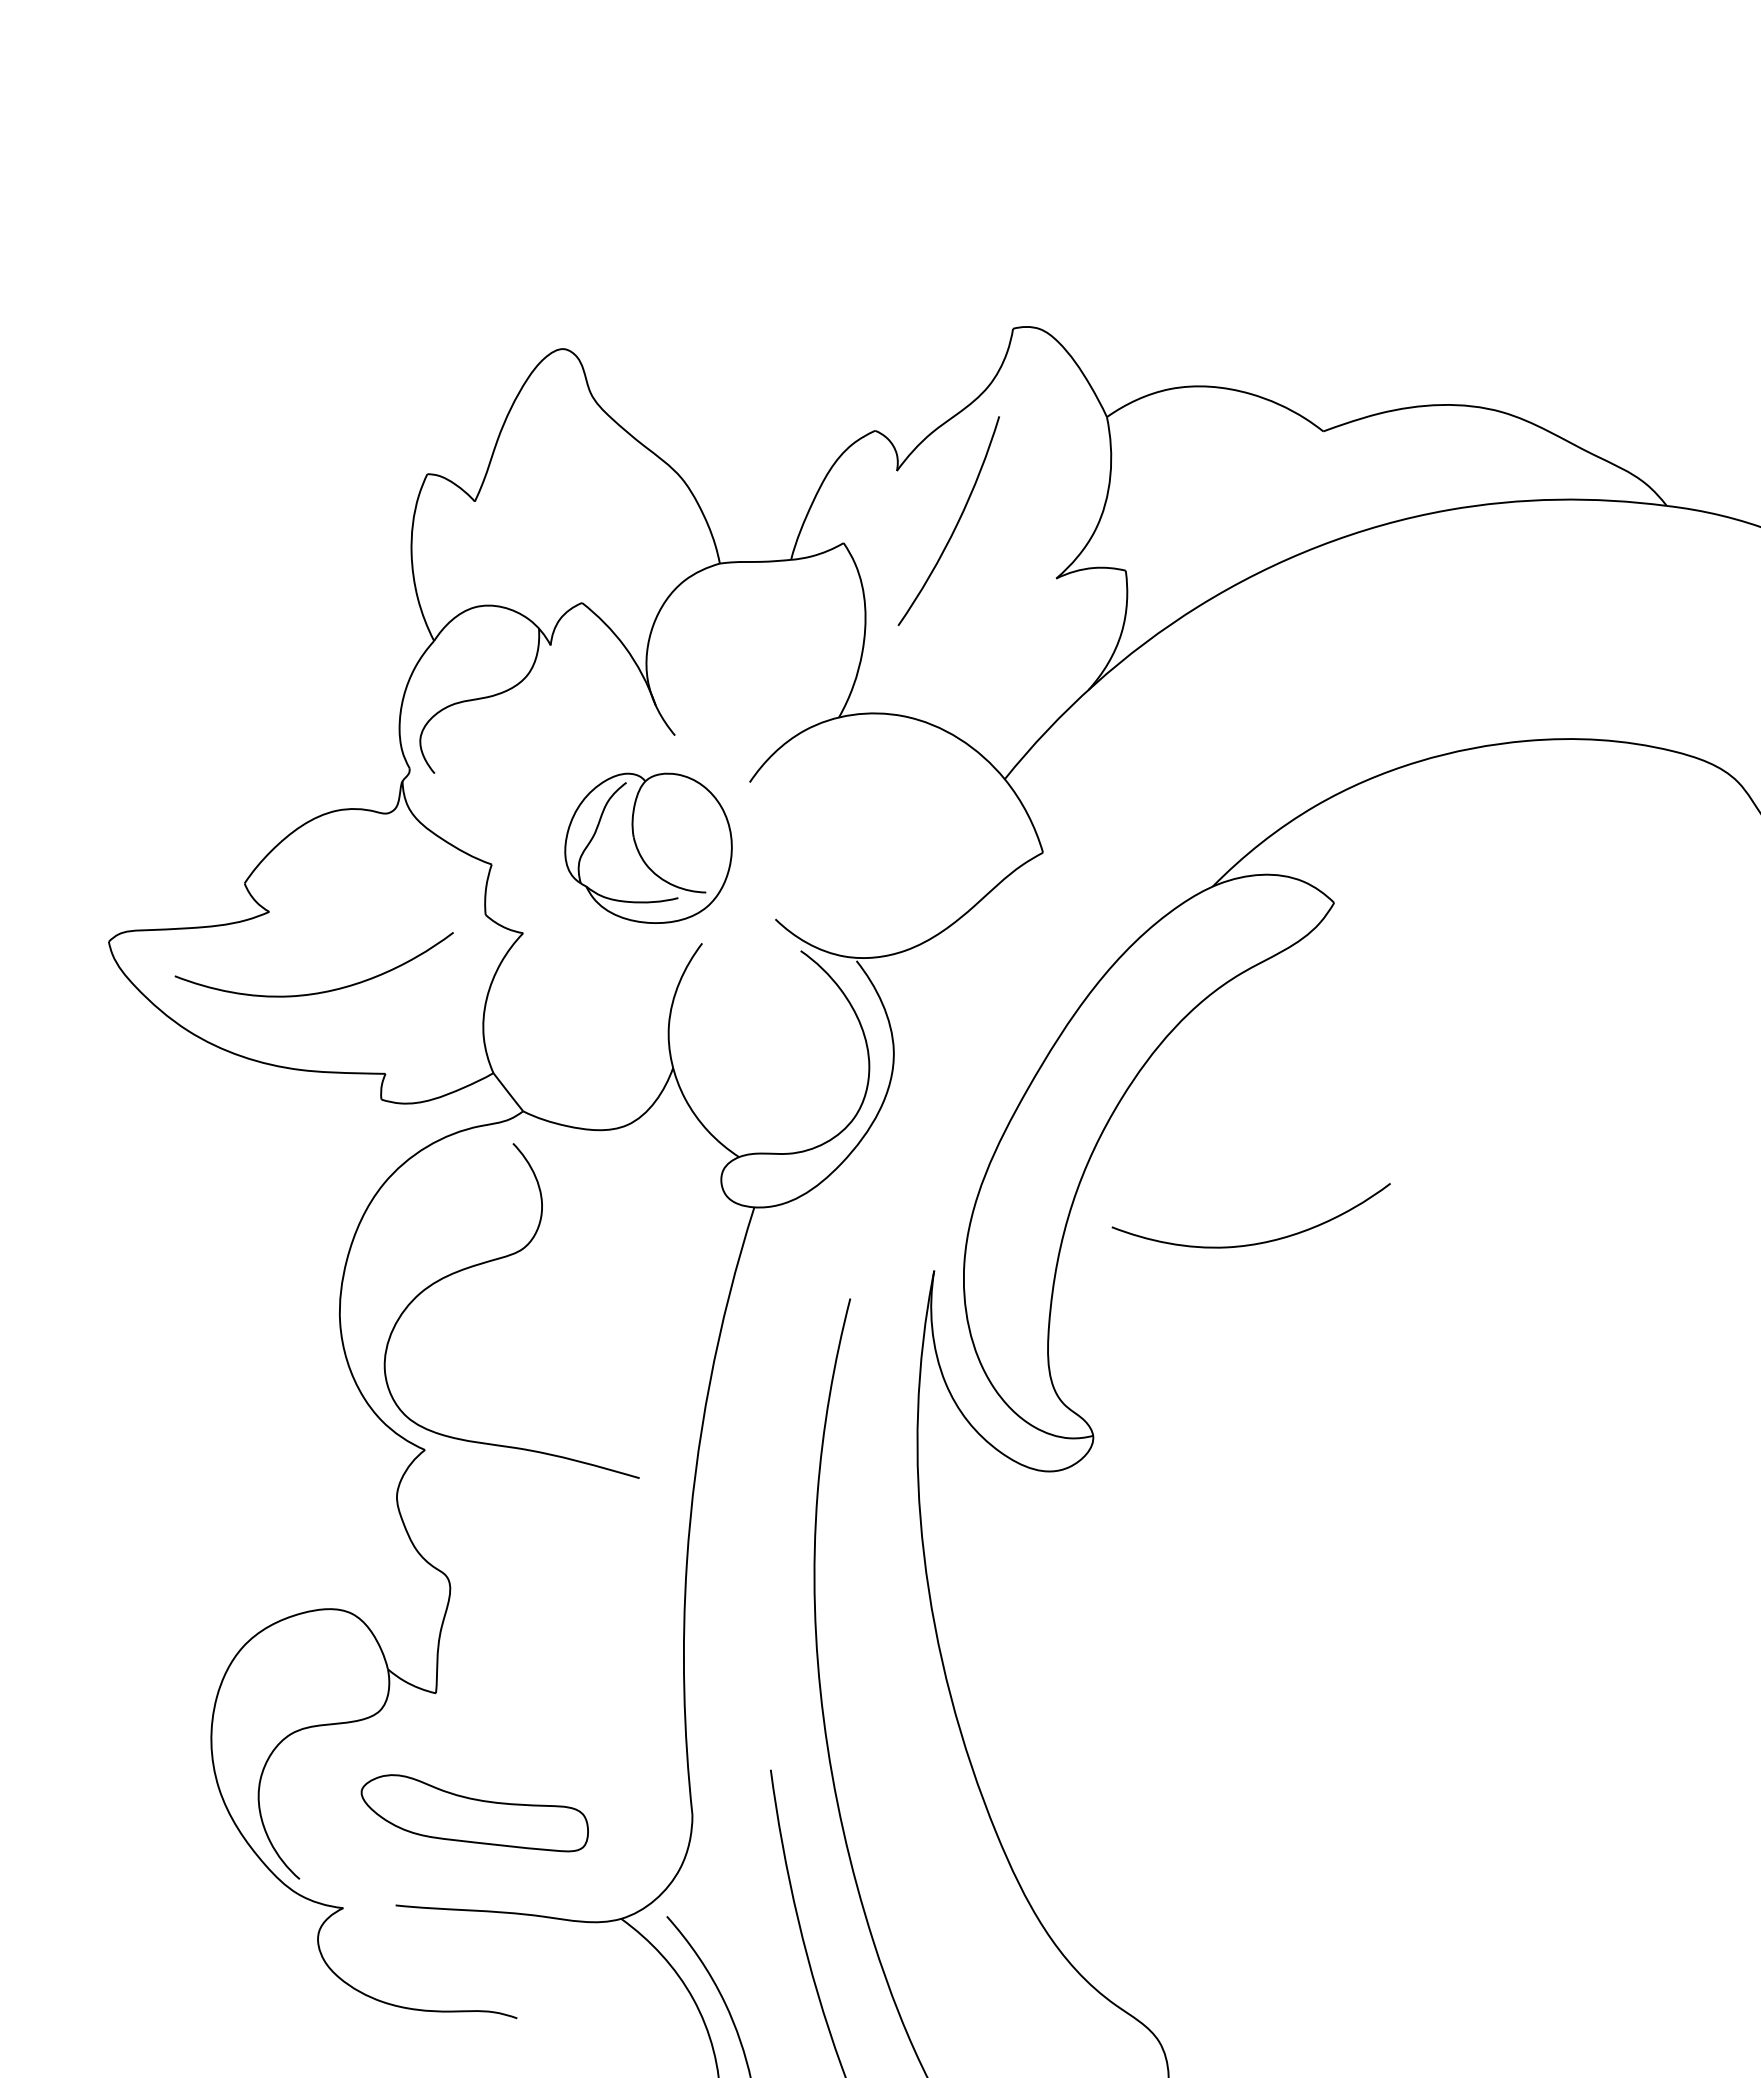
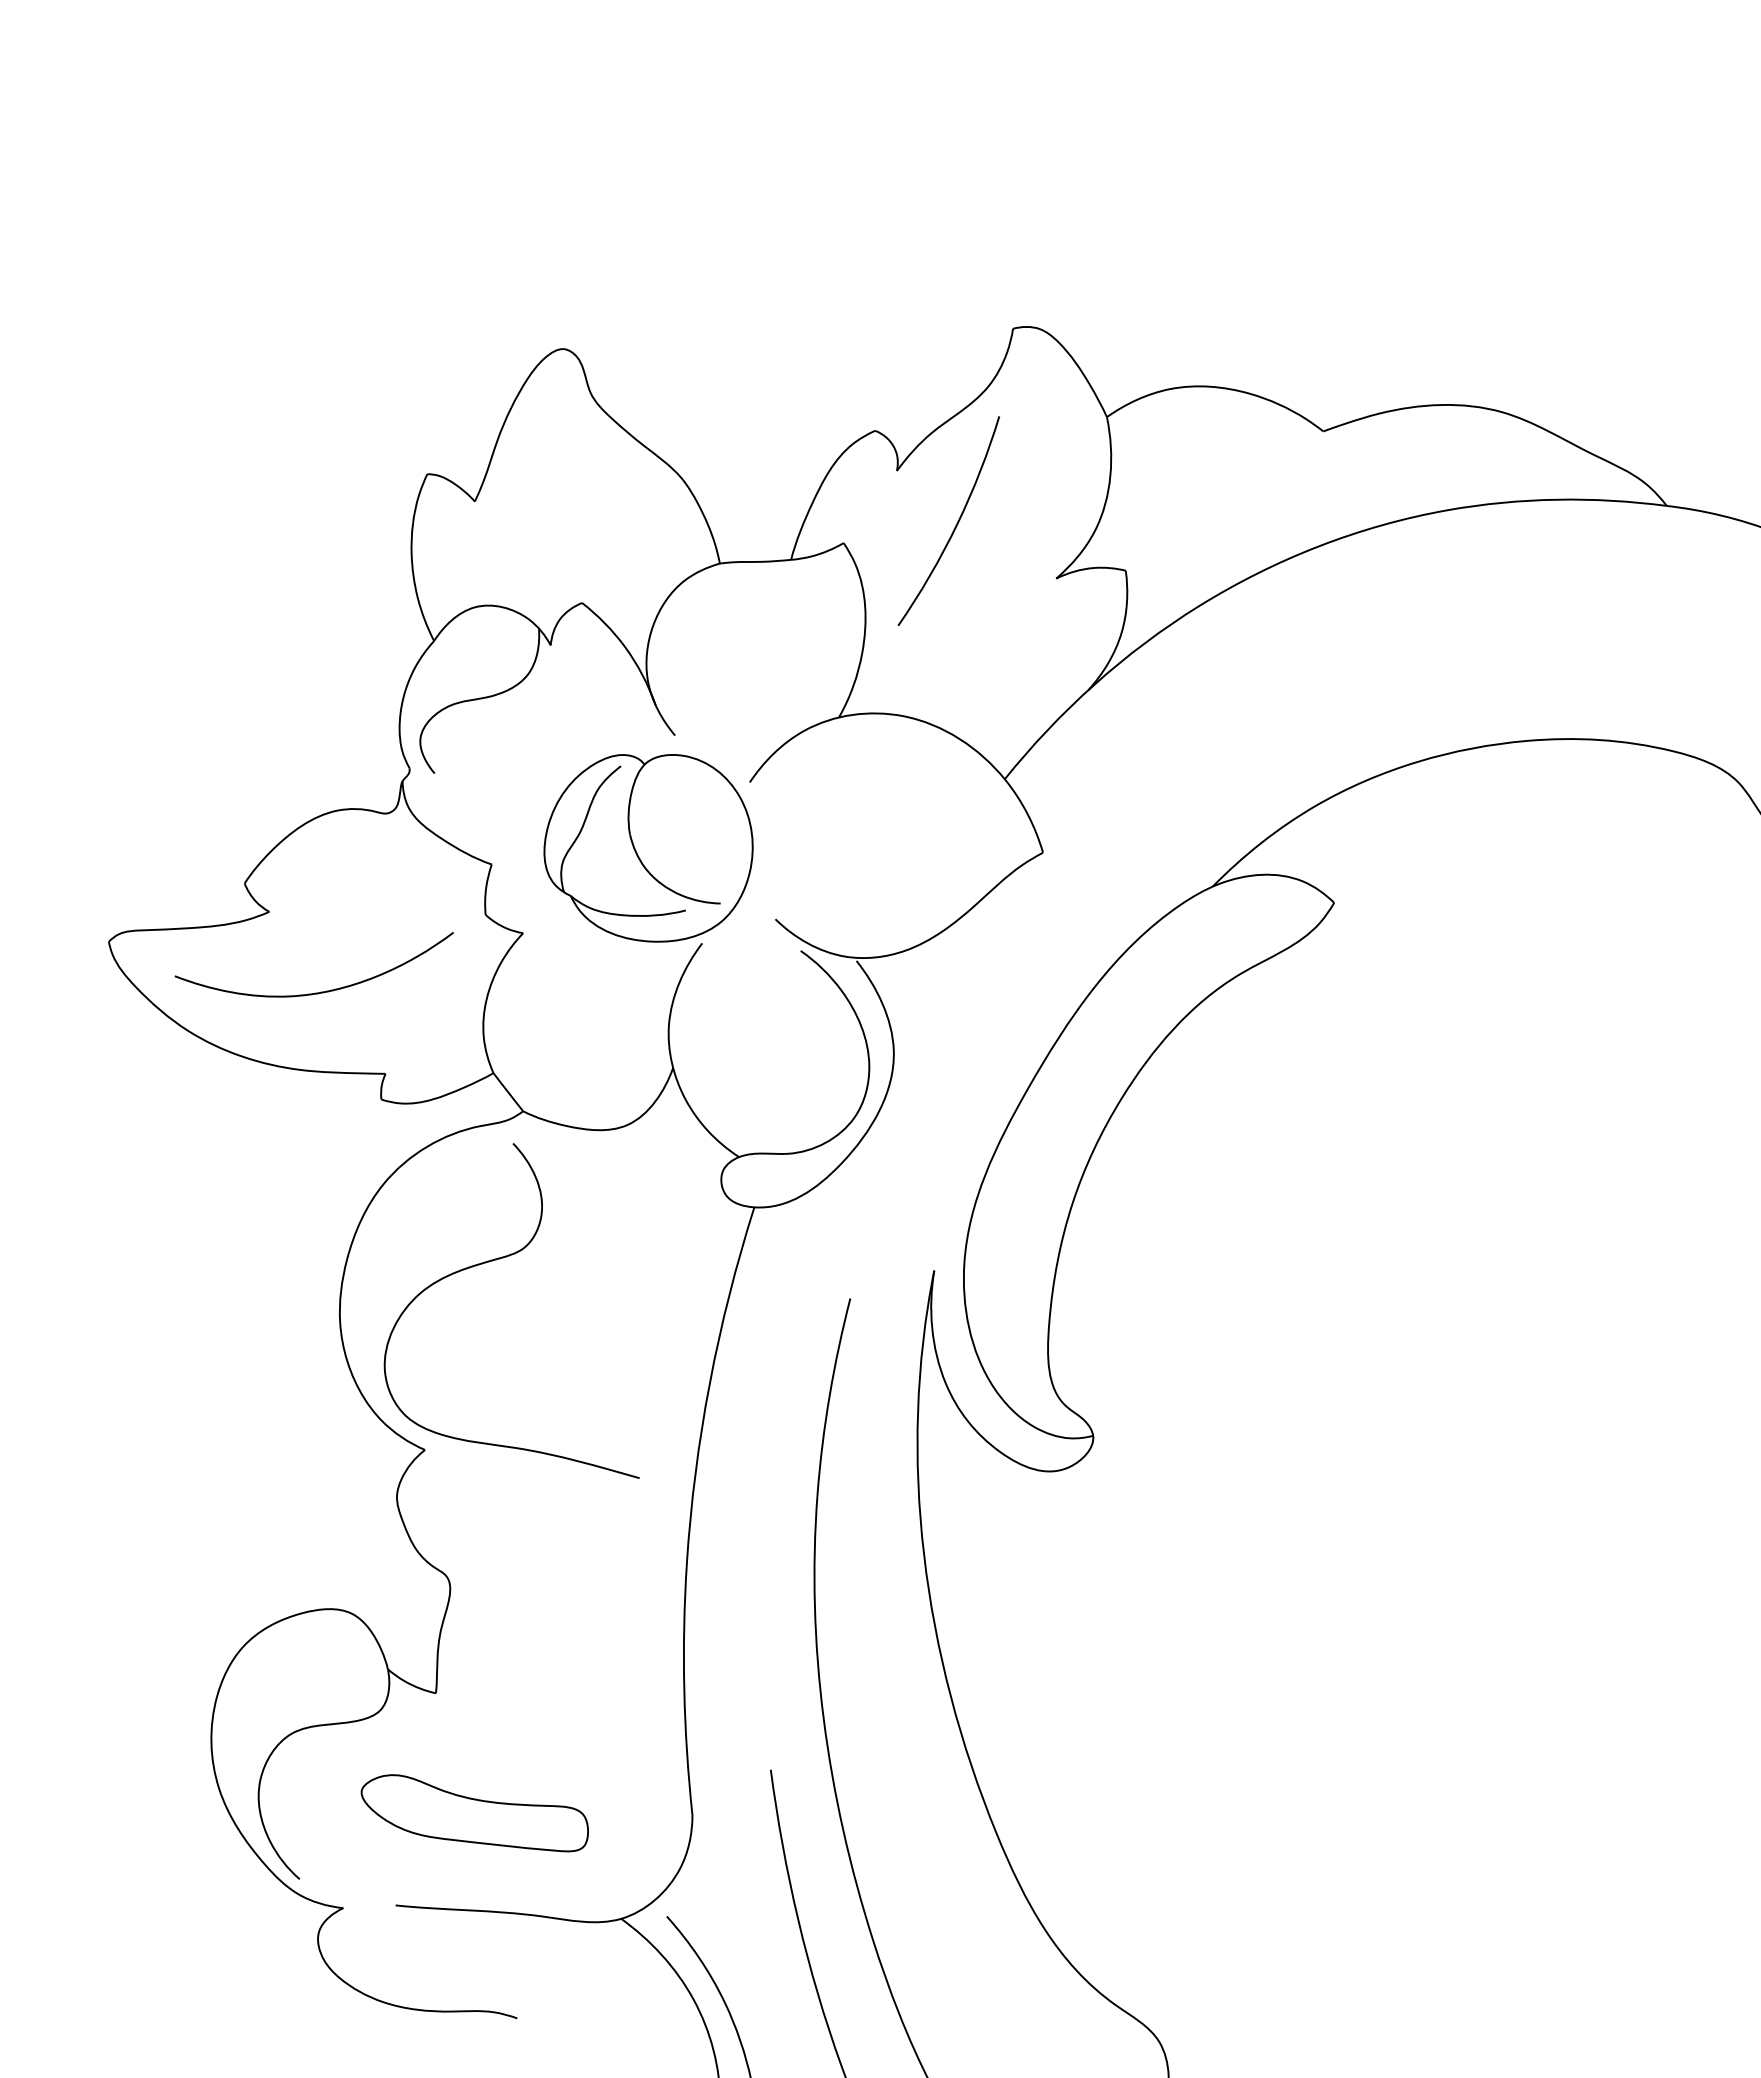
part size: 169x152 px -> 211x189 px (648, 848)
curve: present -> none (1252, 1243)
